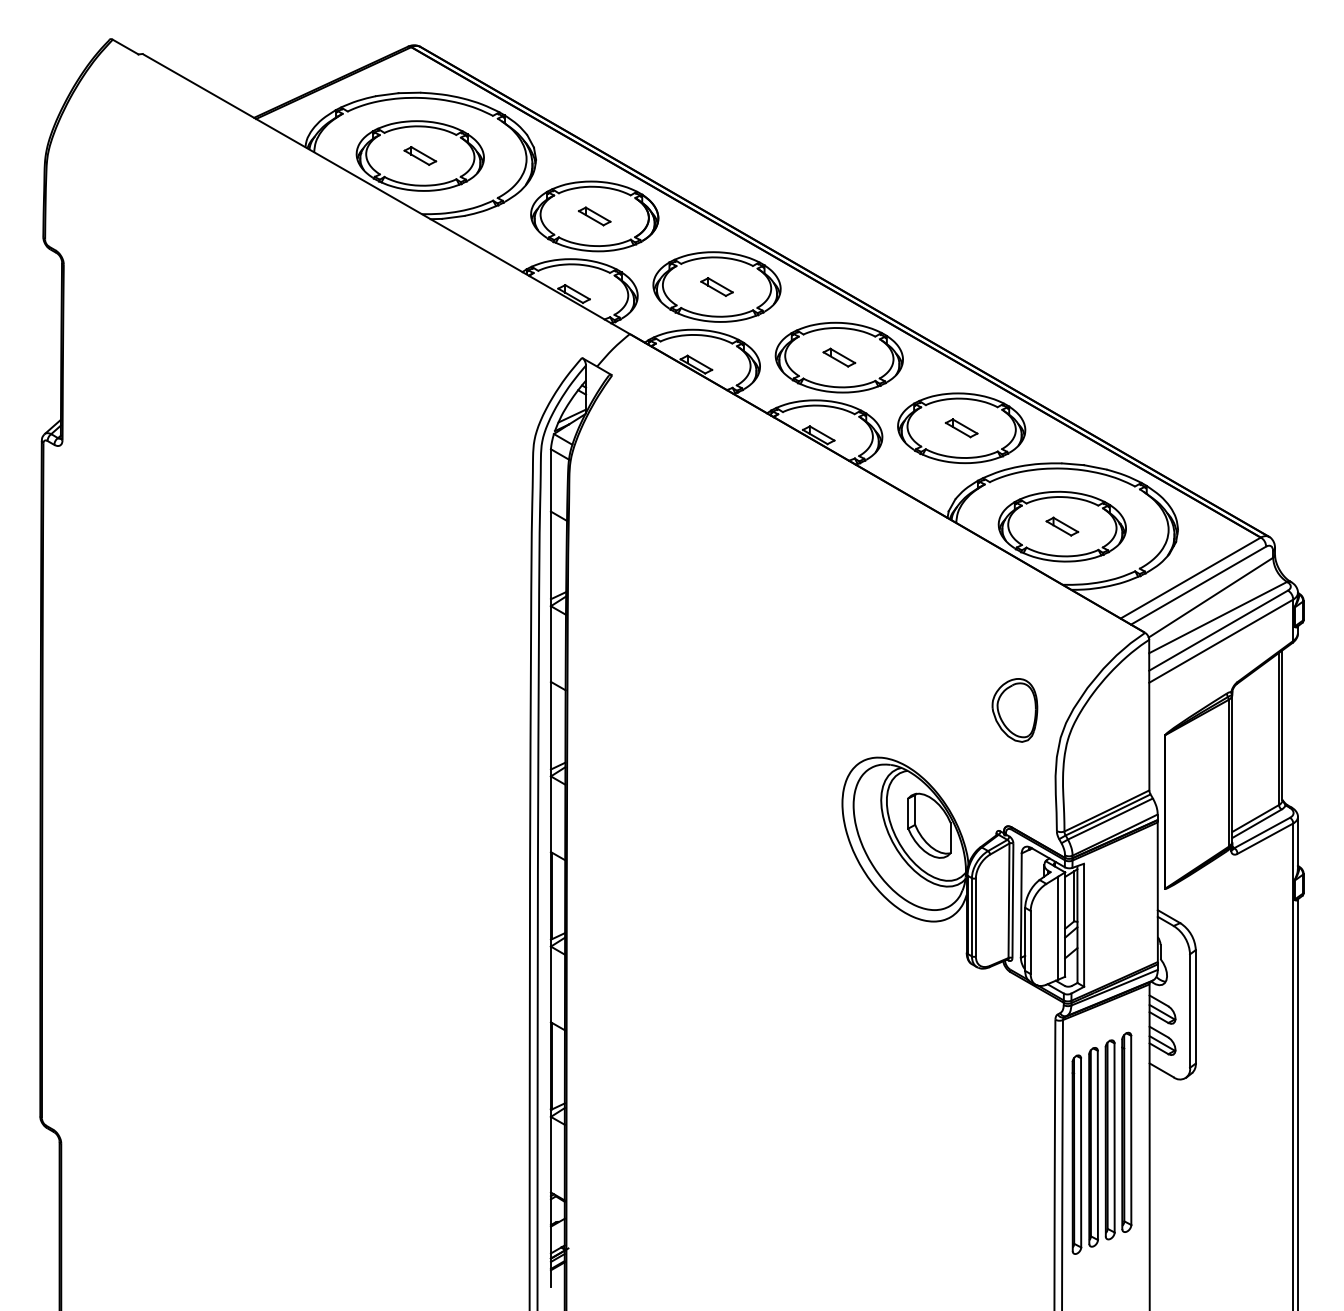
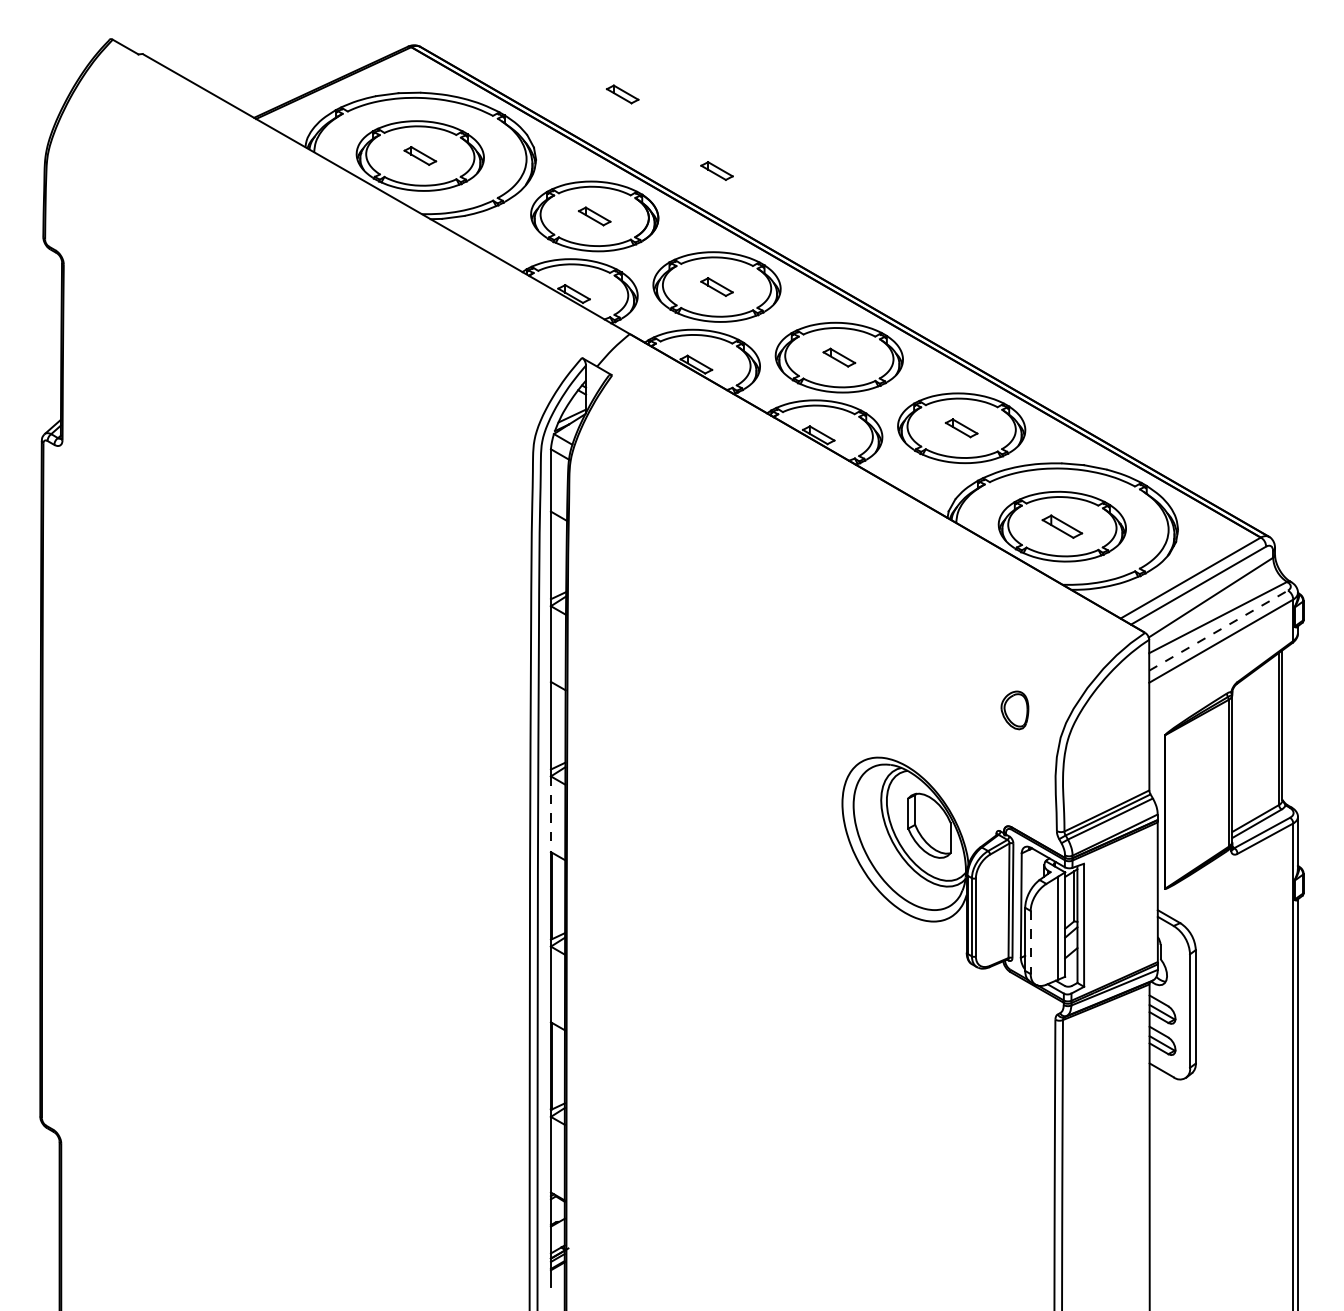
part: none -> present (622, 94)
part: none -> present (716, 170)
part size: 35x21 px -> 43x25 px (1062, 526)
line: solid -> dashed (1219, 630)
part size: 48x65 px -> 30x41 px (1014, 710)
line: solid -> dashed (550, 814)
line: solid -> dashed (1030, 942)
part: present -> none (1101, 1142)
